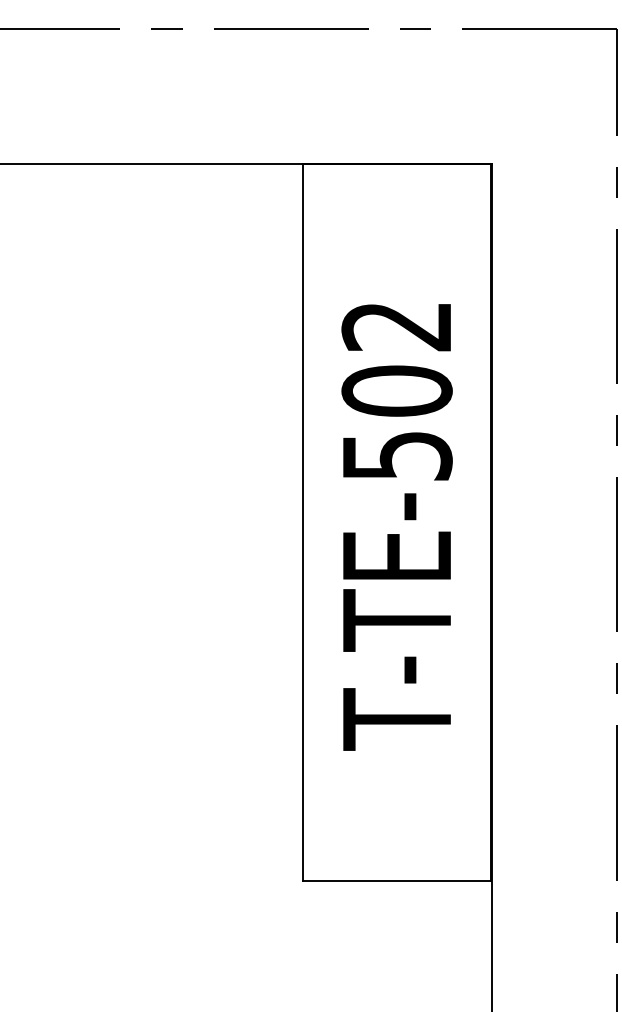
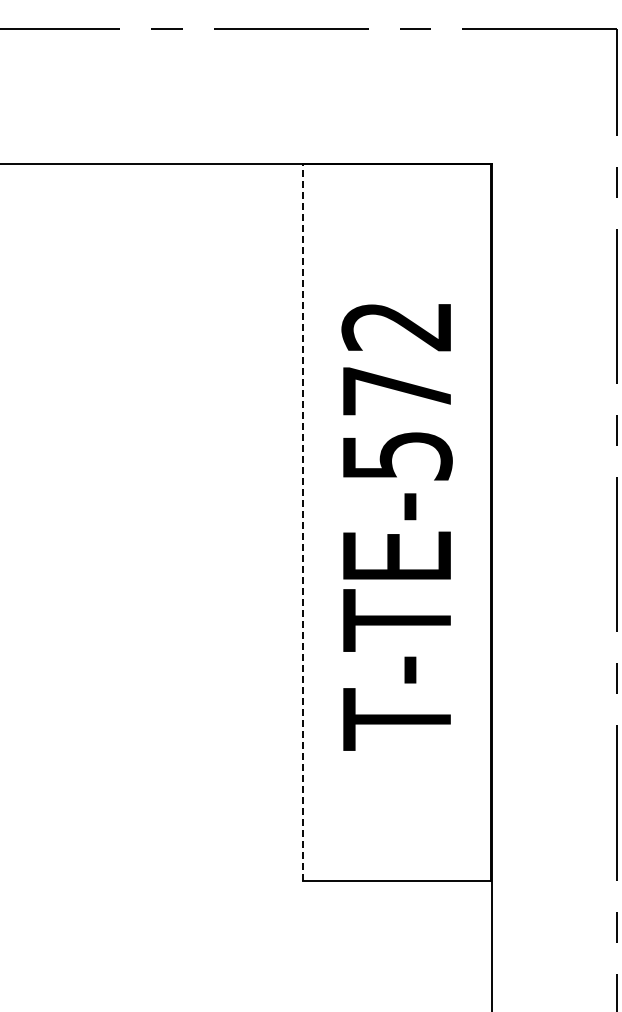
text: T-TE-502 -> T-TE-572 (396, 390)
line: solid -> dashed (303, 521)
